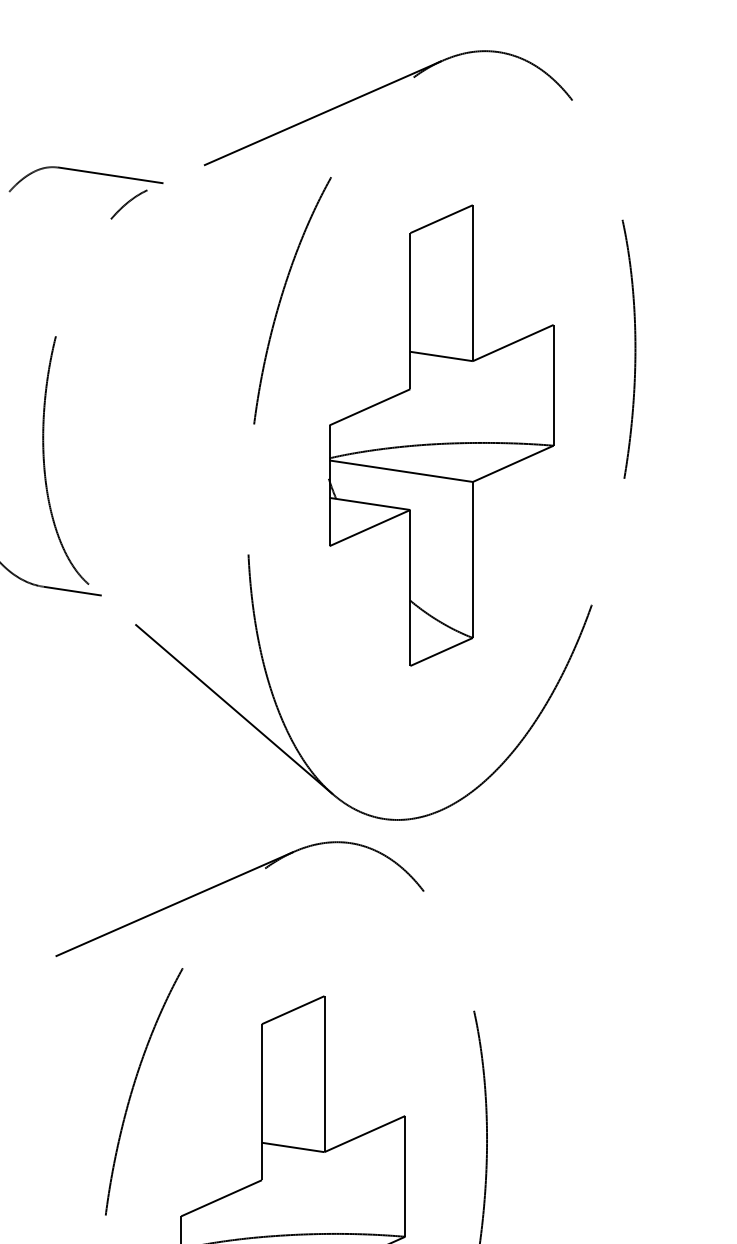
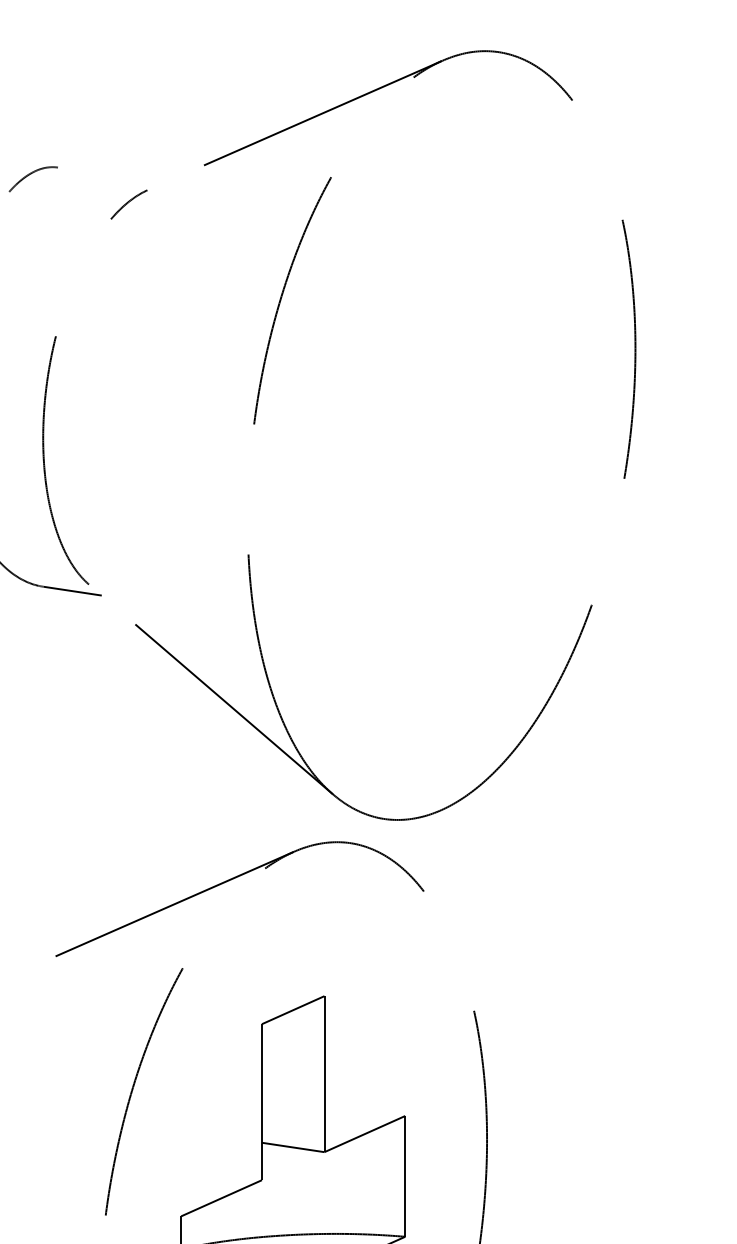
line: present -> none (110, 175)
part: present -> none (441, 435)
